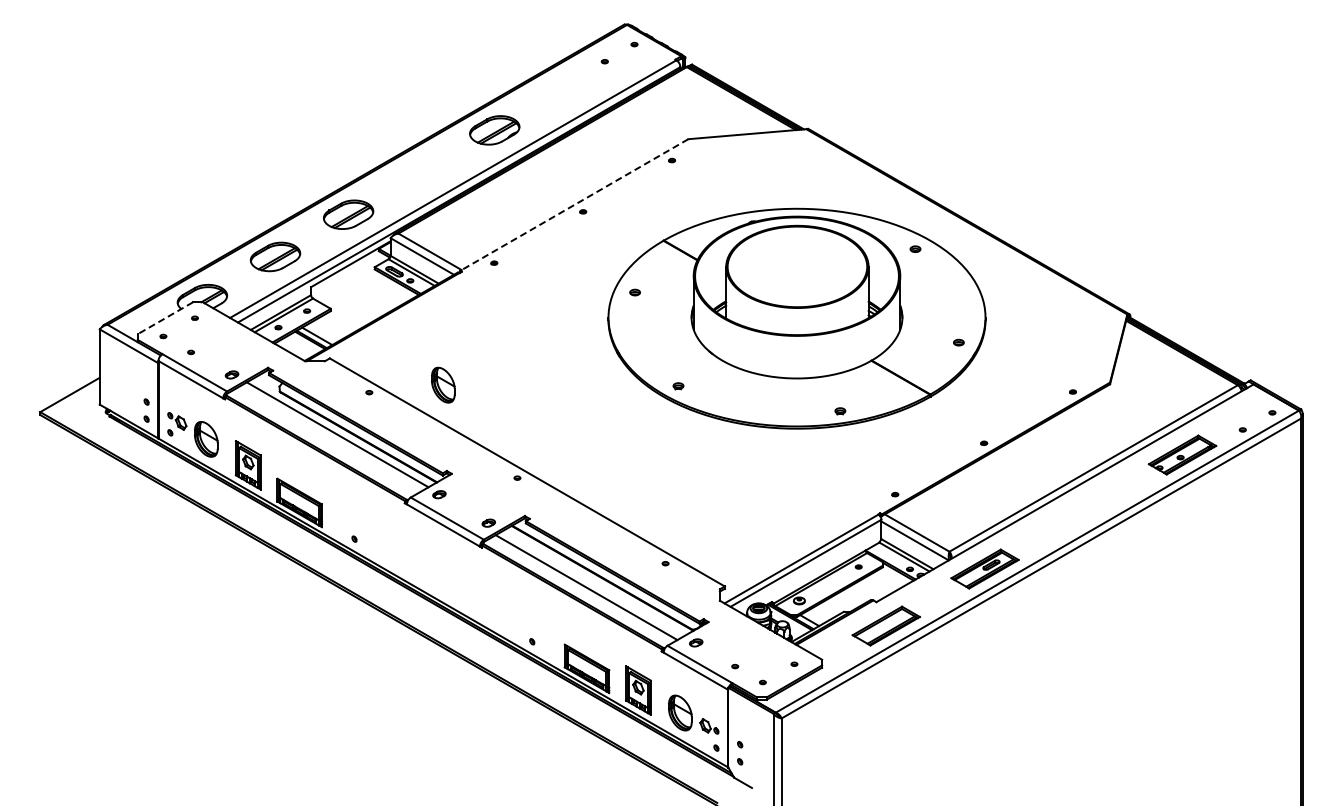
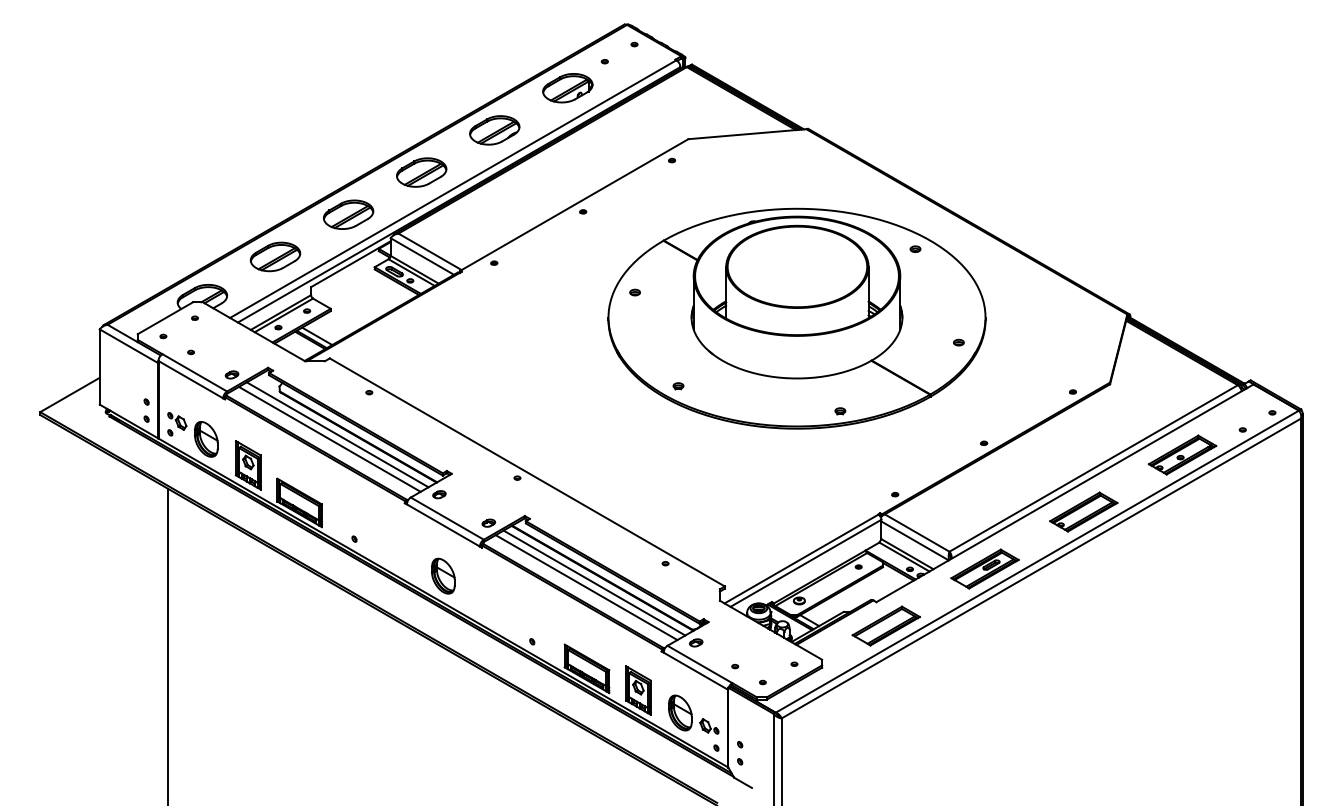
part: none -> present (567, 88)
part: none -> present (421, 172)
line: dashed -> solid (574, 205)
line: dashed -> solid (165, 318)
part position: (443, 384) -> (443, 575) (443, 575)
line: none -> present (329, 438)
part: none -> present (1083, 511)
line: none -> present (594, 582)
line: none -> present (167, 645)
